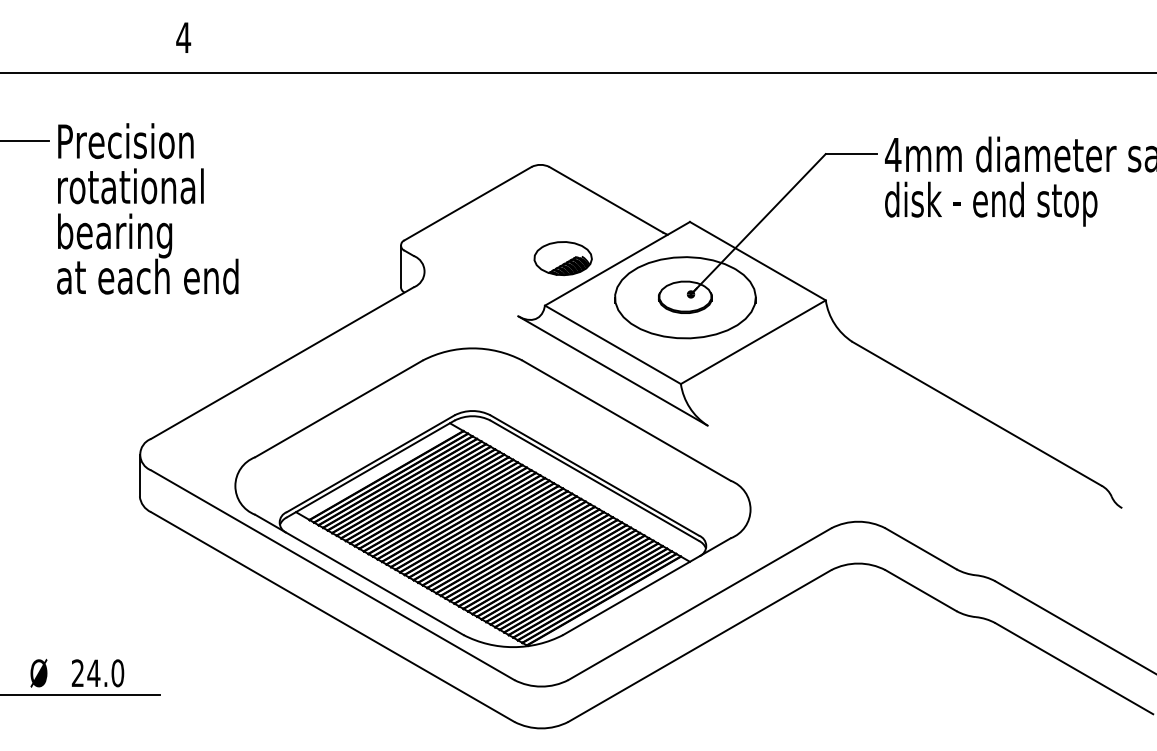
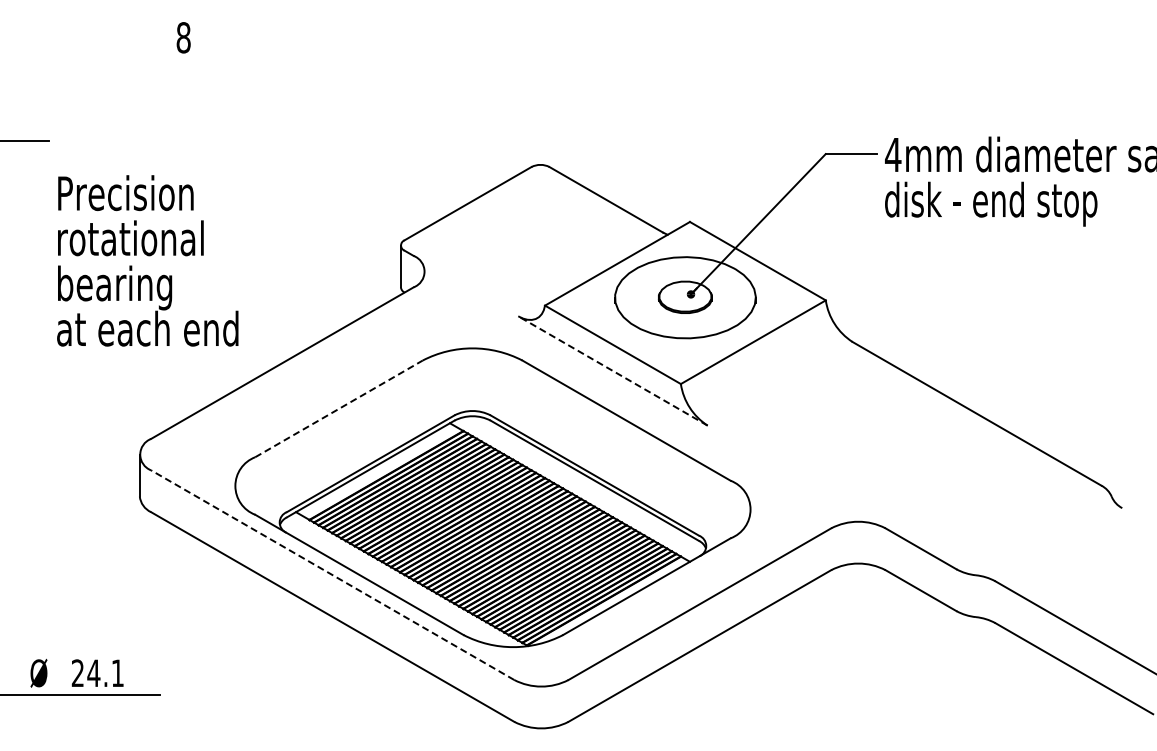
text: 4 -> 8 (183, 37)
line: present -> none (577, 72)
text position: (147, 208) -> (147, 260) (147, 260)
part: present -> none (562, 258)
line: solid -> dashed (612, 370)
line: solid -> dashed (339, 408)
line: solid -> dashed (332, 575)
text: 24.0 -> 24.1 (117, 673)
